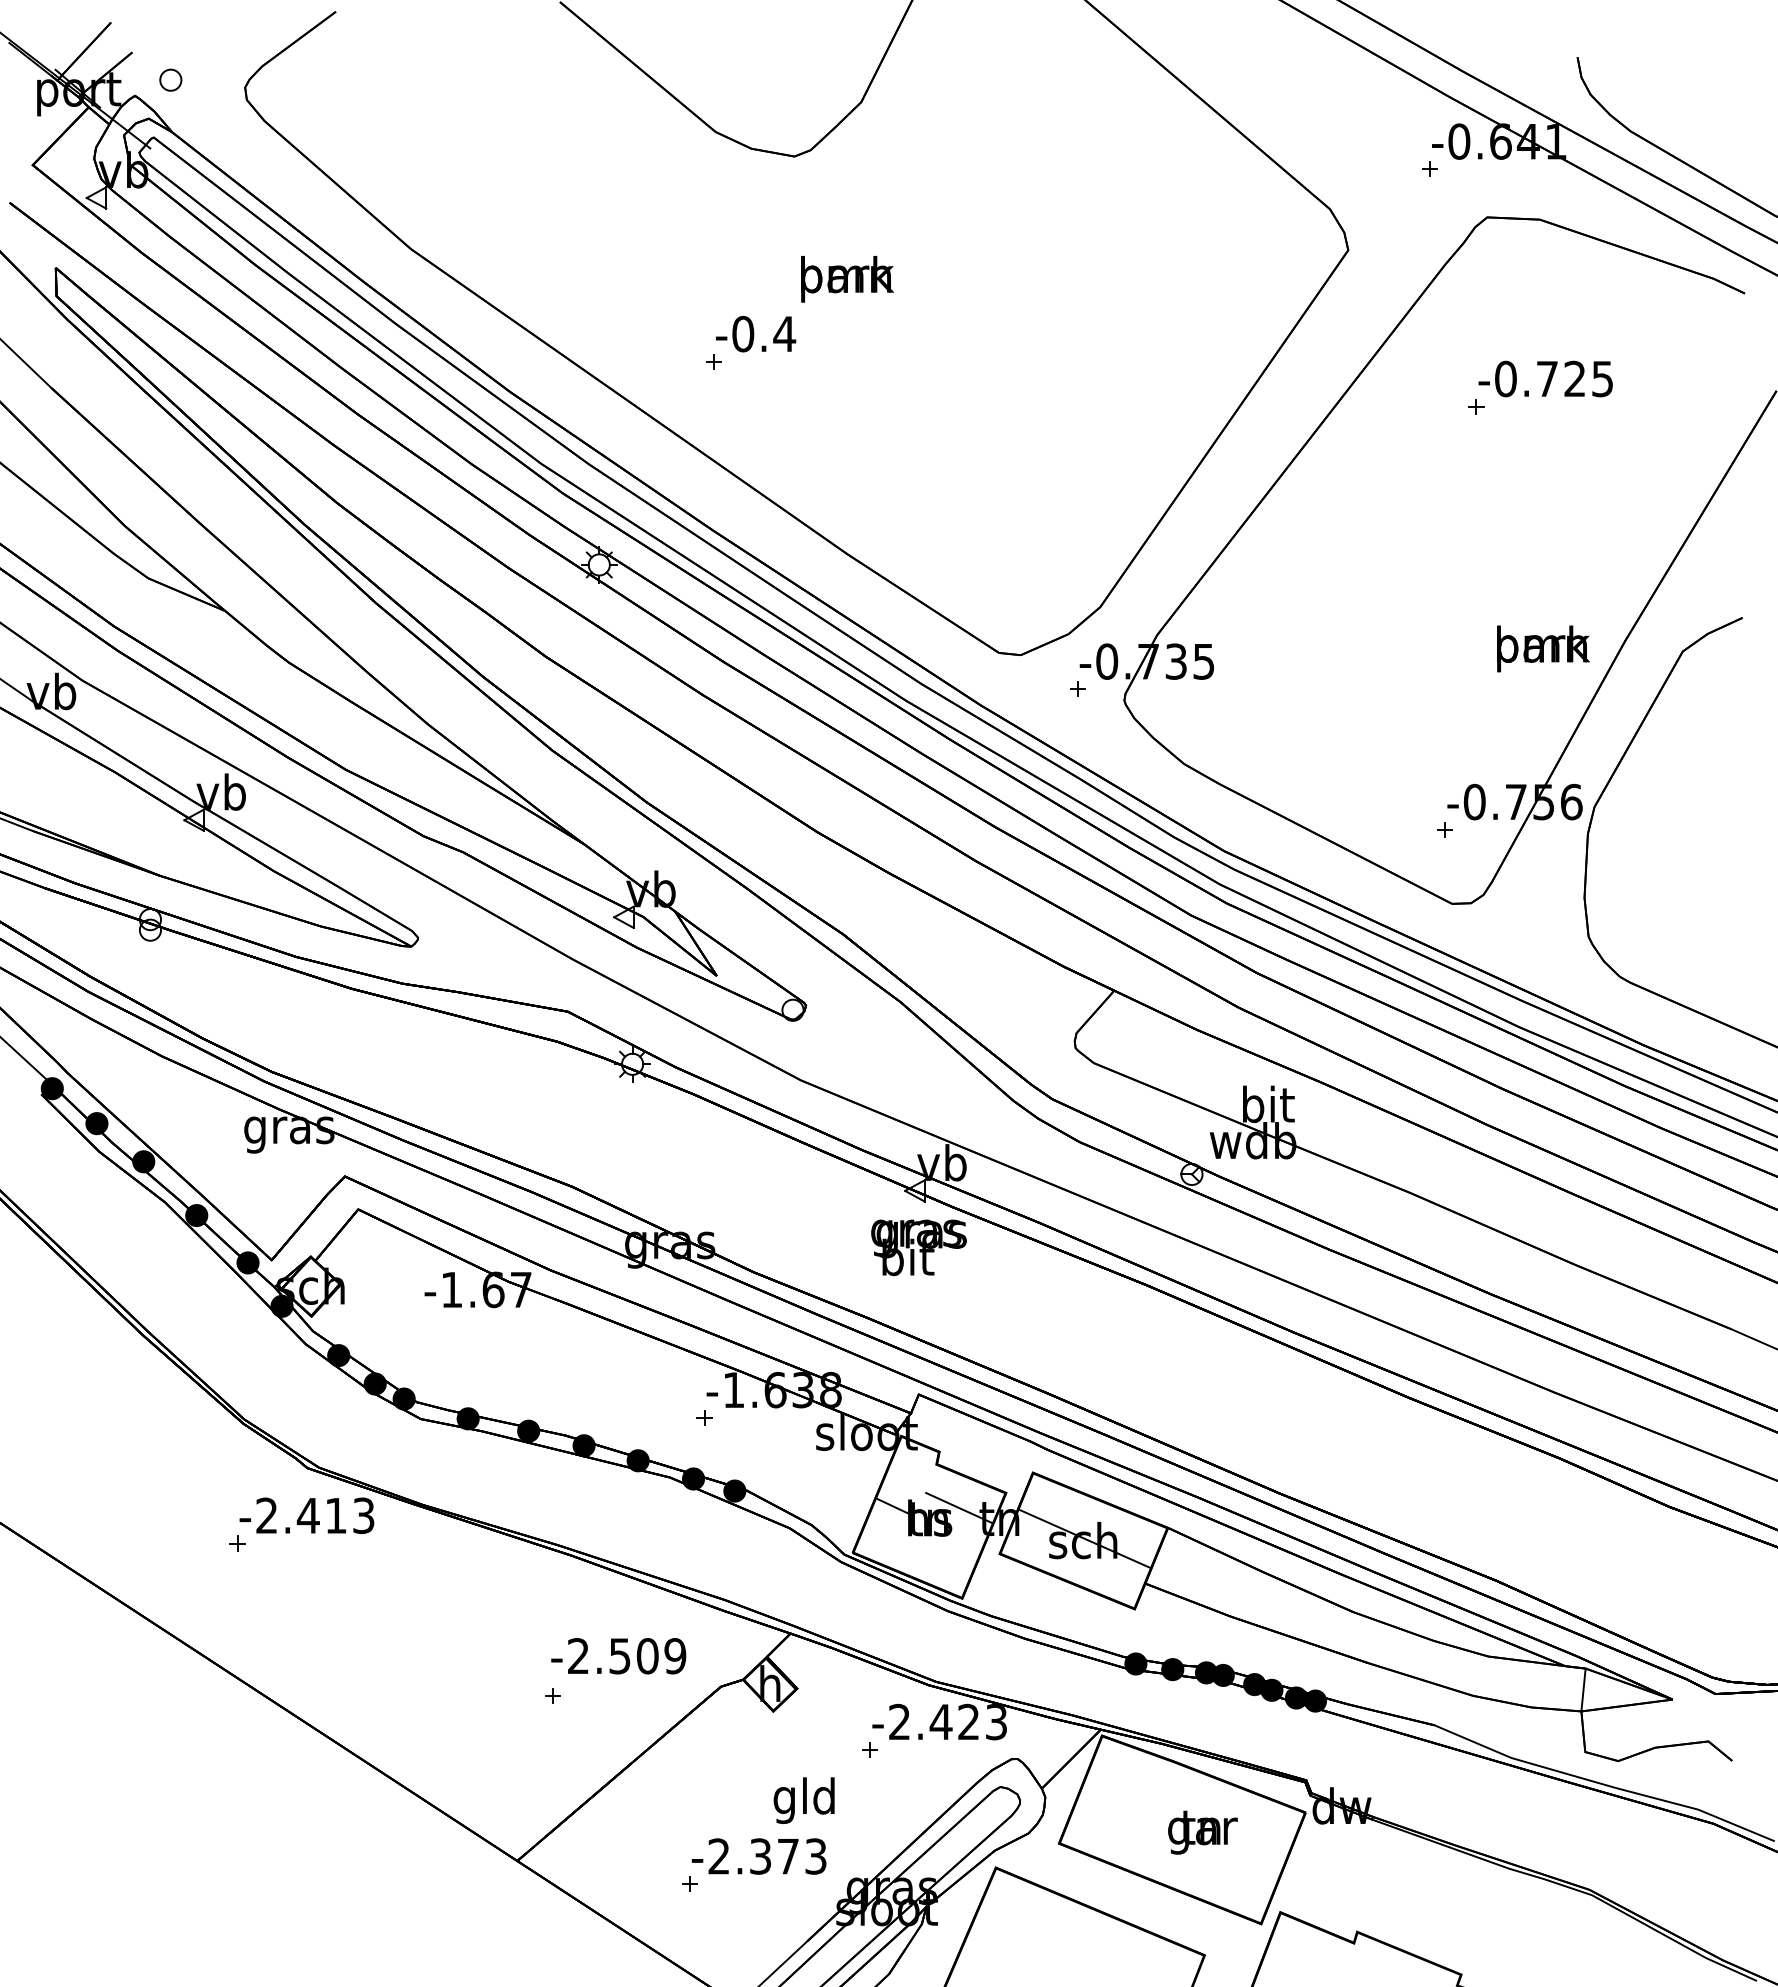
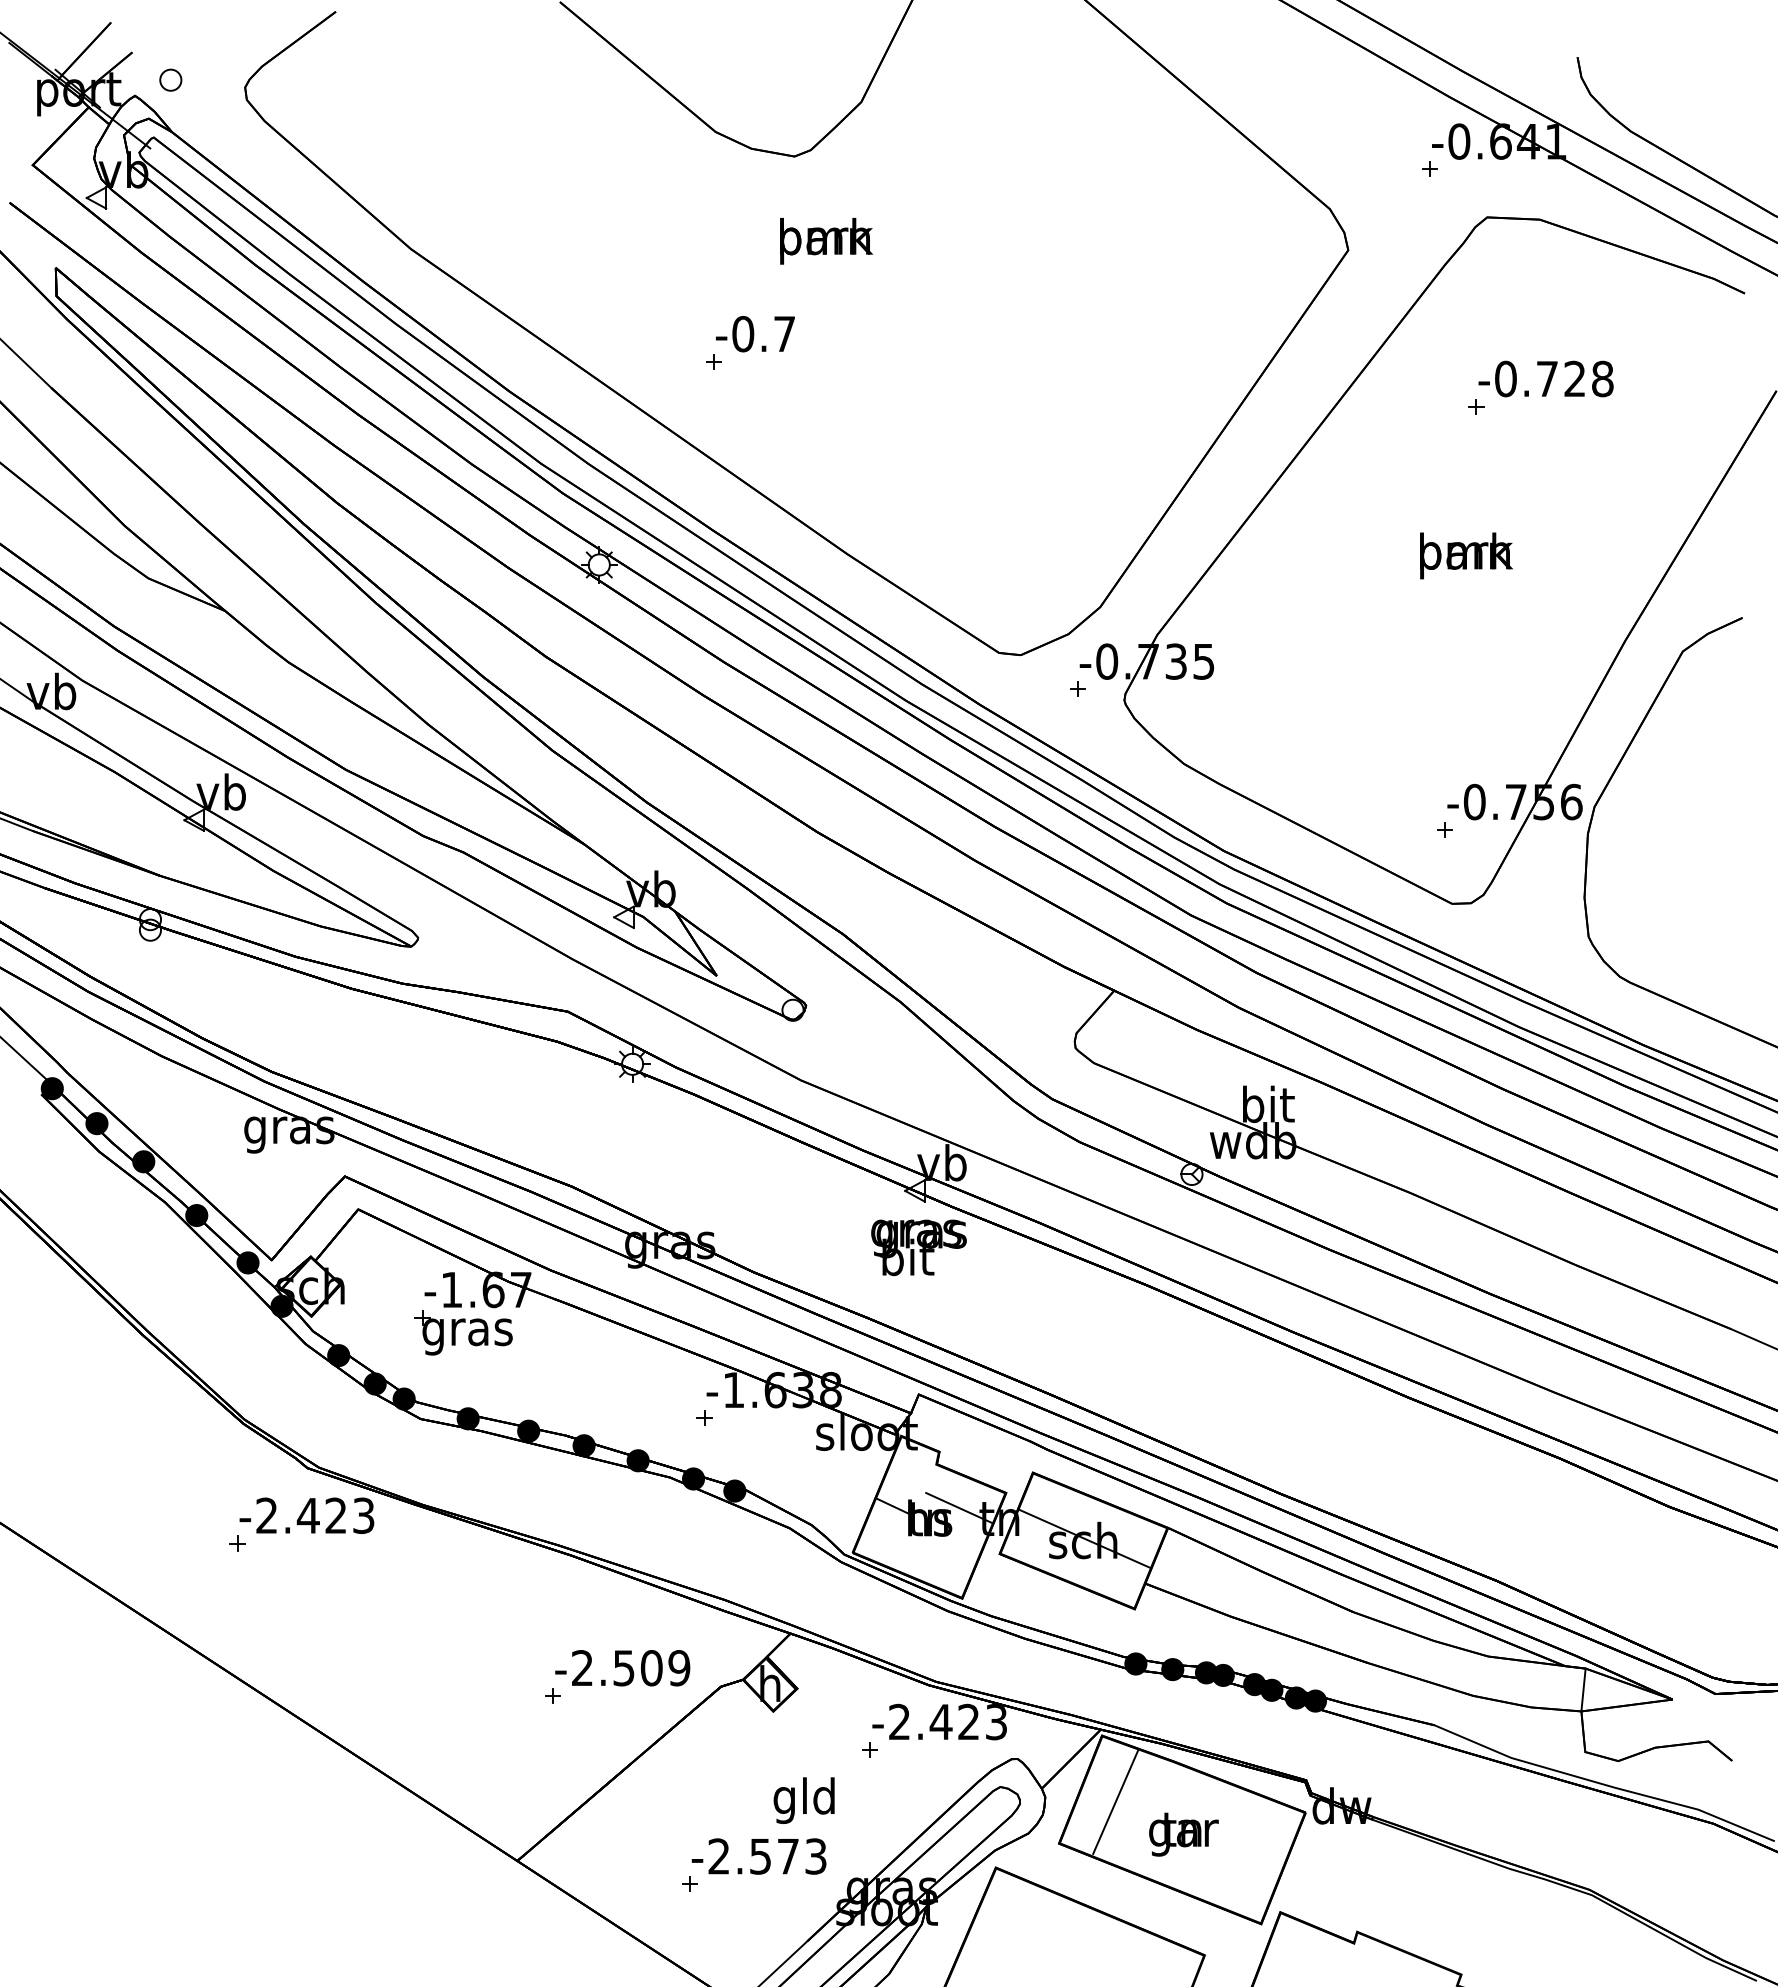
text position: (847, 279) -> (826, 241) (826, 241)
text: -0.4 -> -0.7 (784, 333)
text: -0.725 -> -0.728 (1602, 378)
text position: (1543, 648) -> (1466, 555) (1466, 555)
part: none -> present (463, 1332)
text: -2.413 -> -2.423 (335, 1515)
text position: (618, 1656) -> (622, 1668) (622, 1668)
line: none -> present (1115, 1801)
text position: (1202, 1832) -> (1183, 1834) (1183, 1834)
text: -2.373 -> -2.573 (760, 1856)
